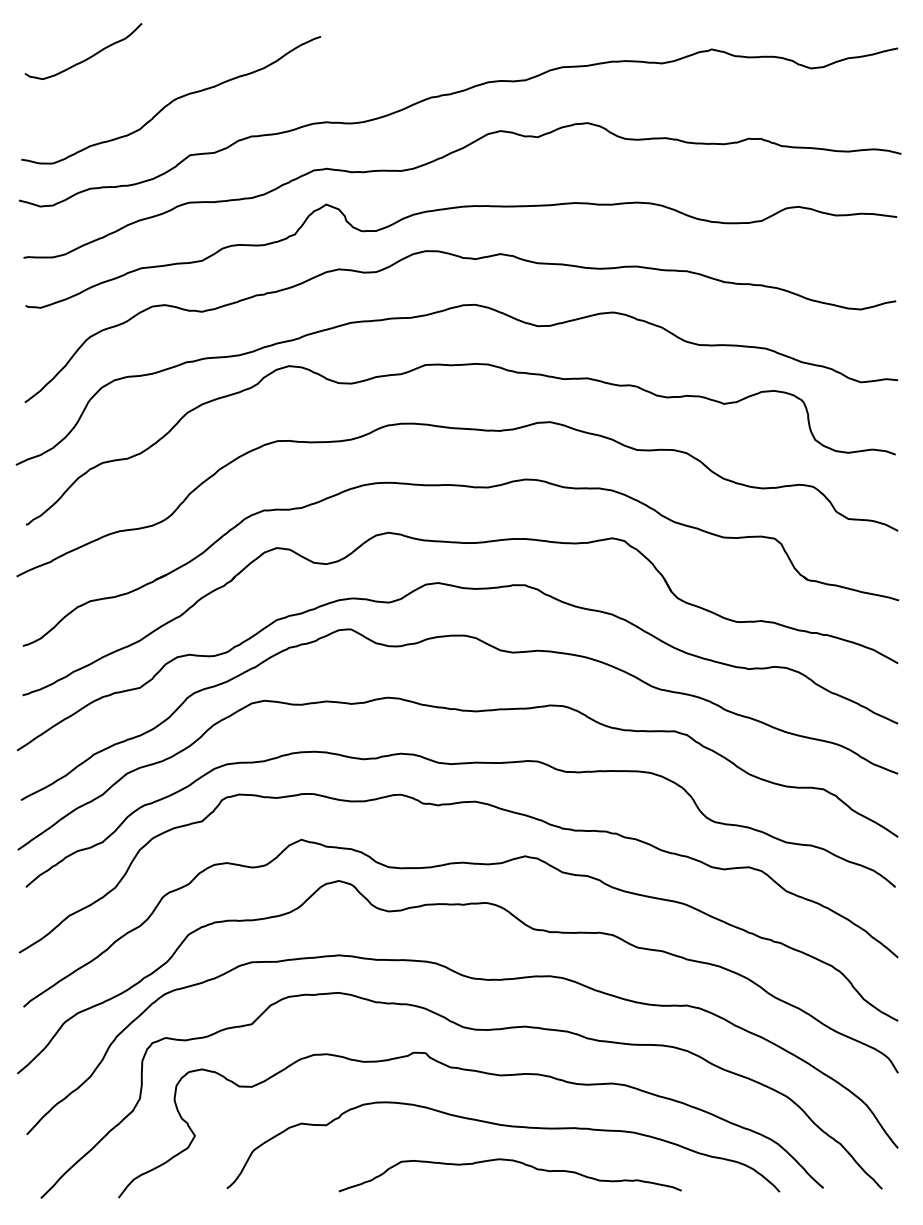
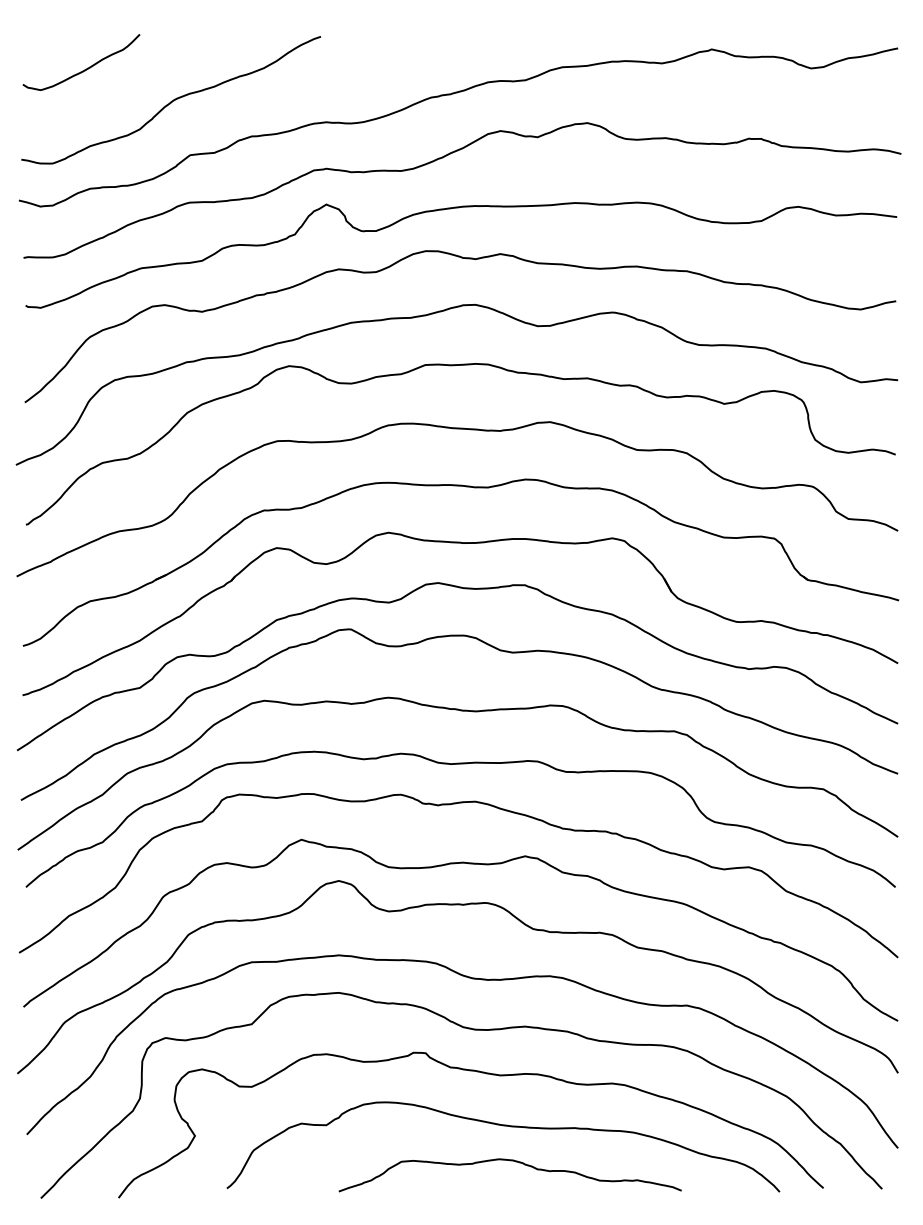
curve position: (86, 58) -> (84, 69) (84, 69)
